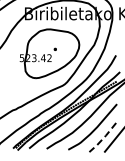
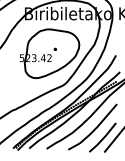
line: dashed -> solid (103, 138)
